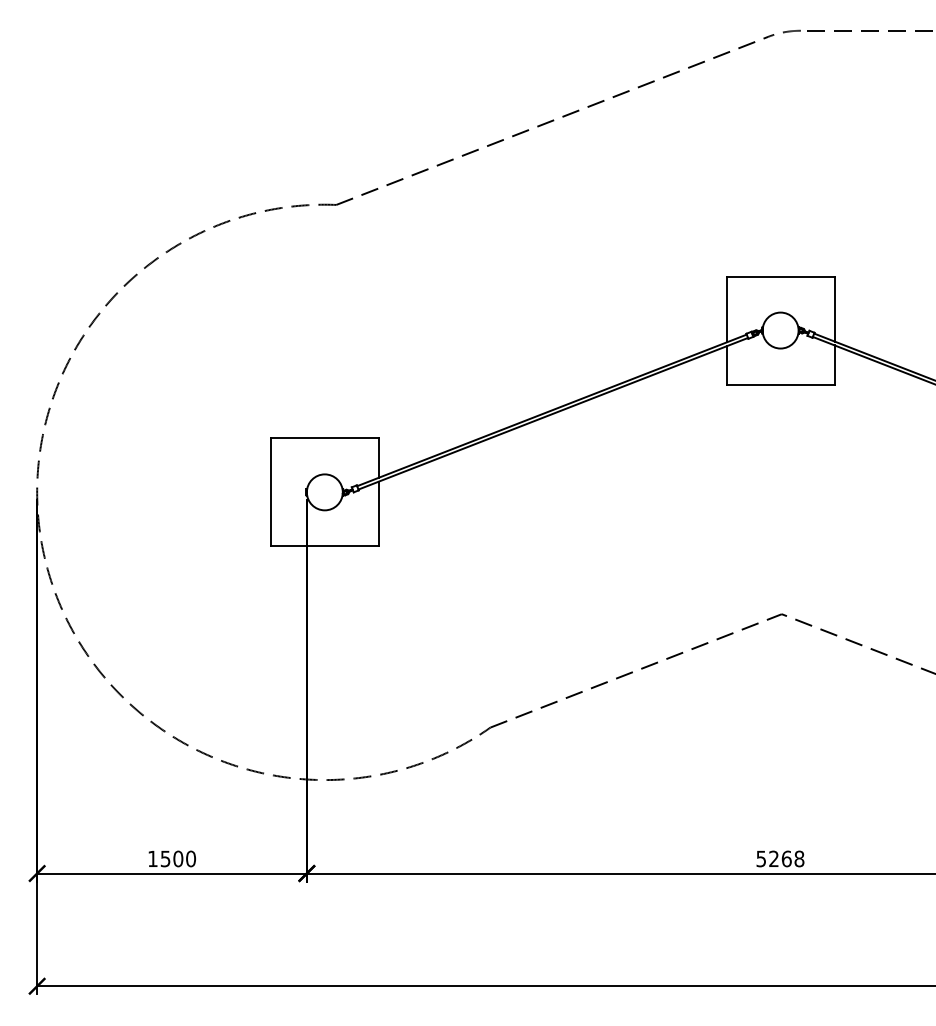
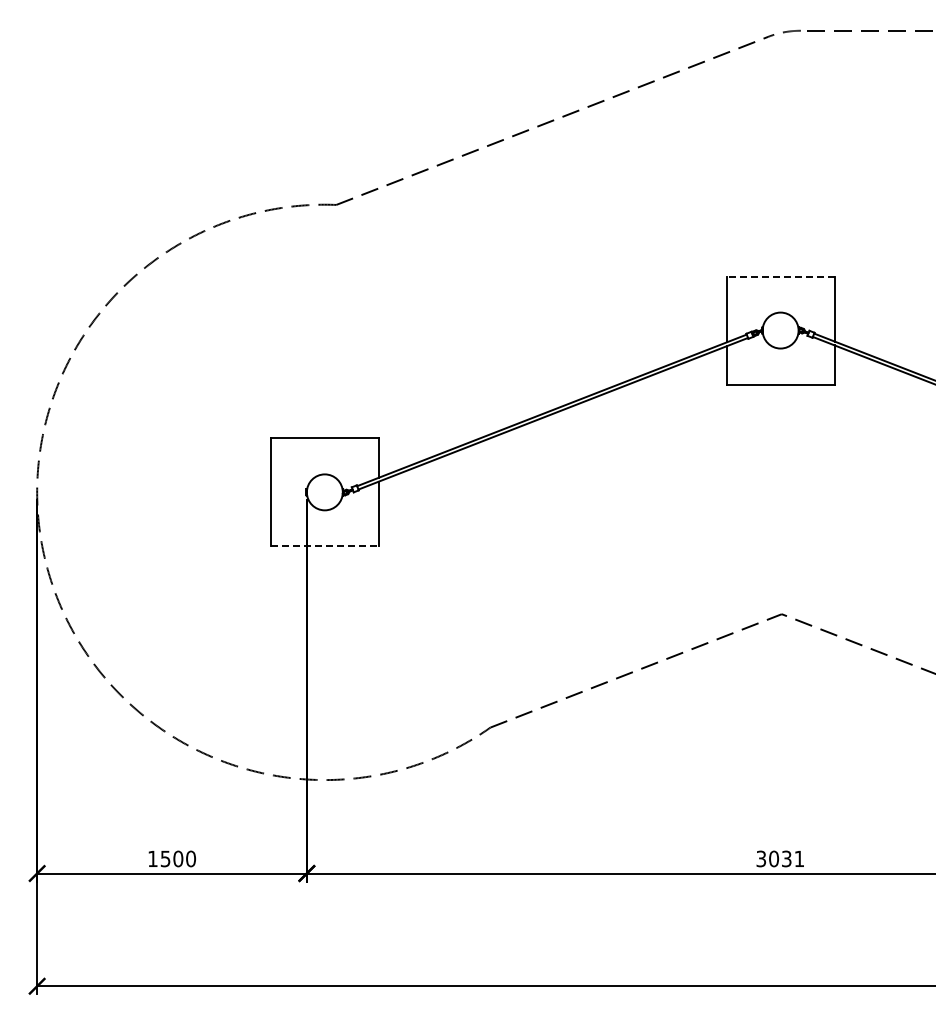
line: solid -> dashed (780, 276)
line: solid -> dashed (324, 546)
text: 5268 -> 3031 (780, 858)
